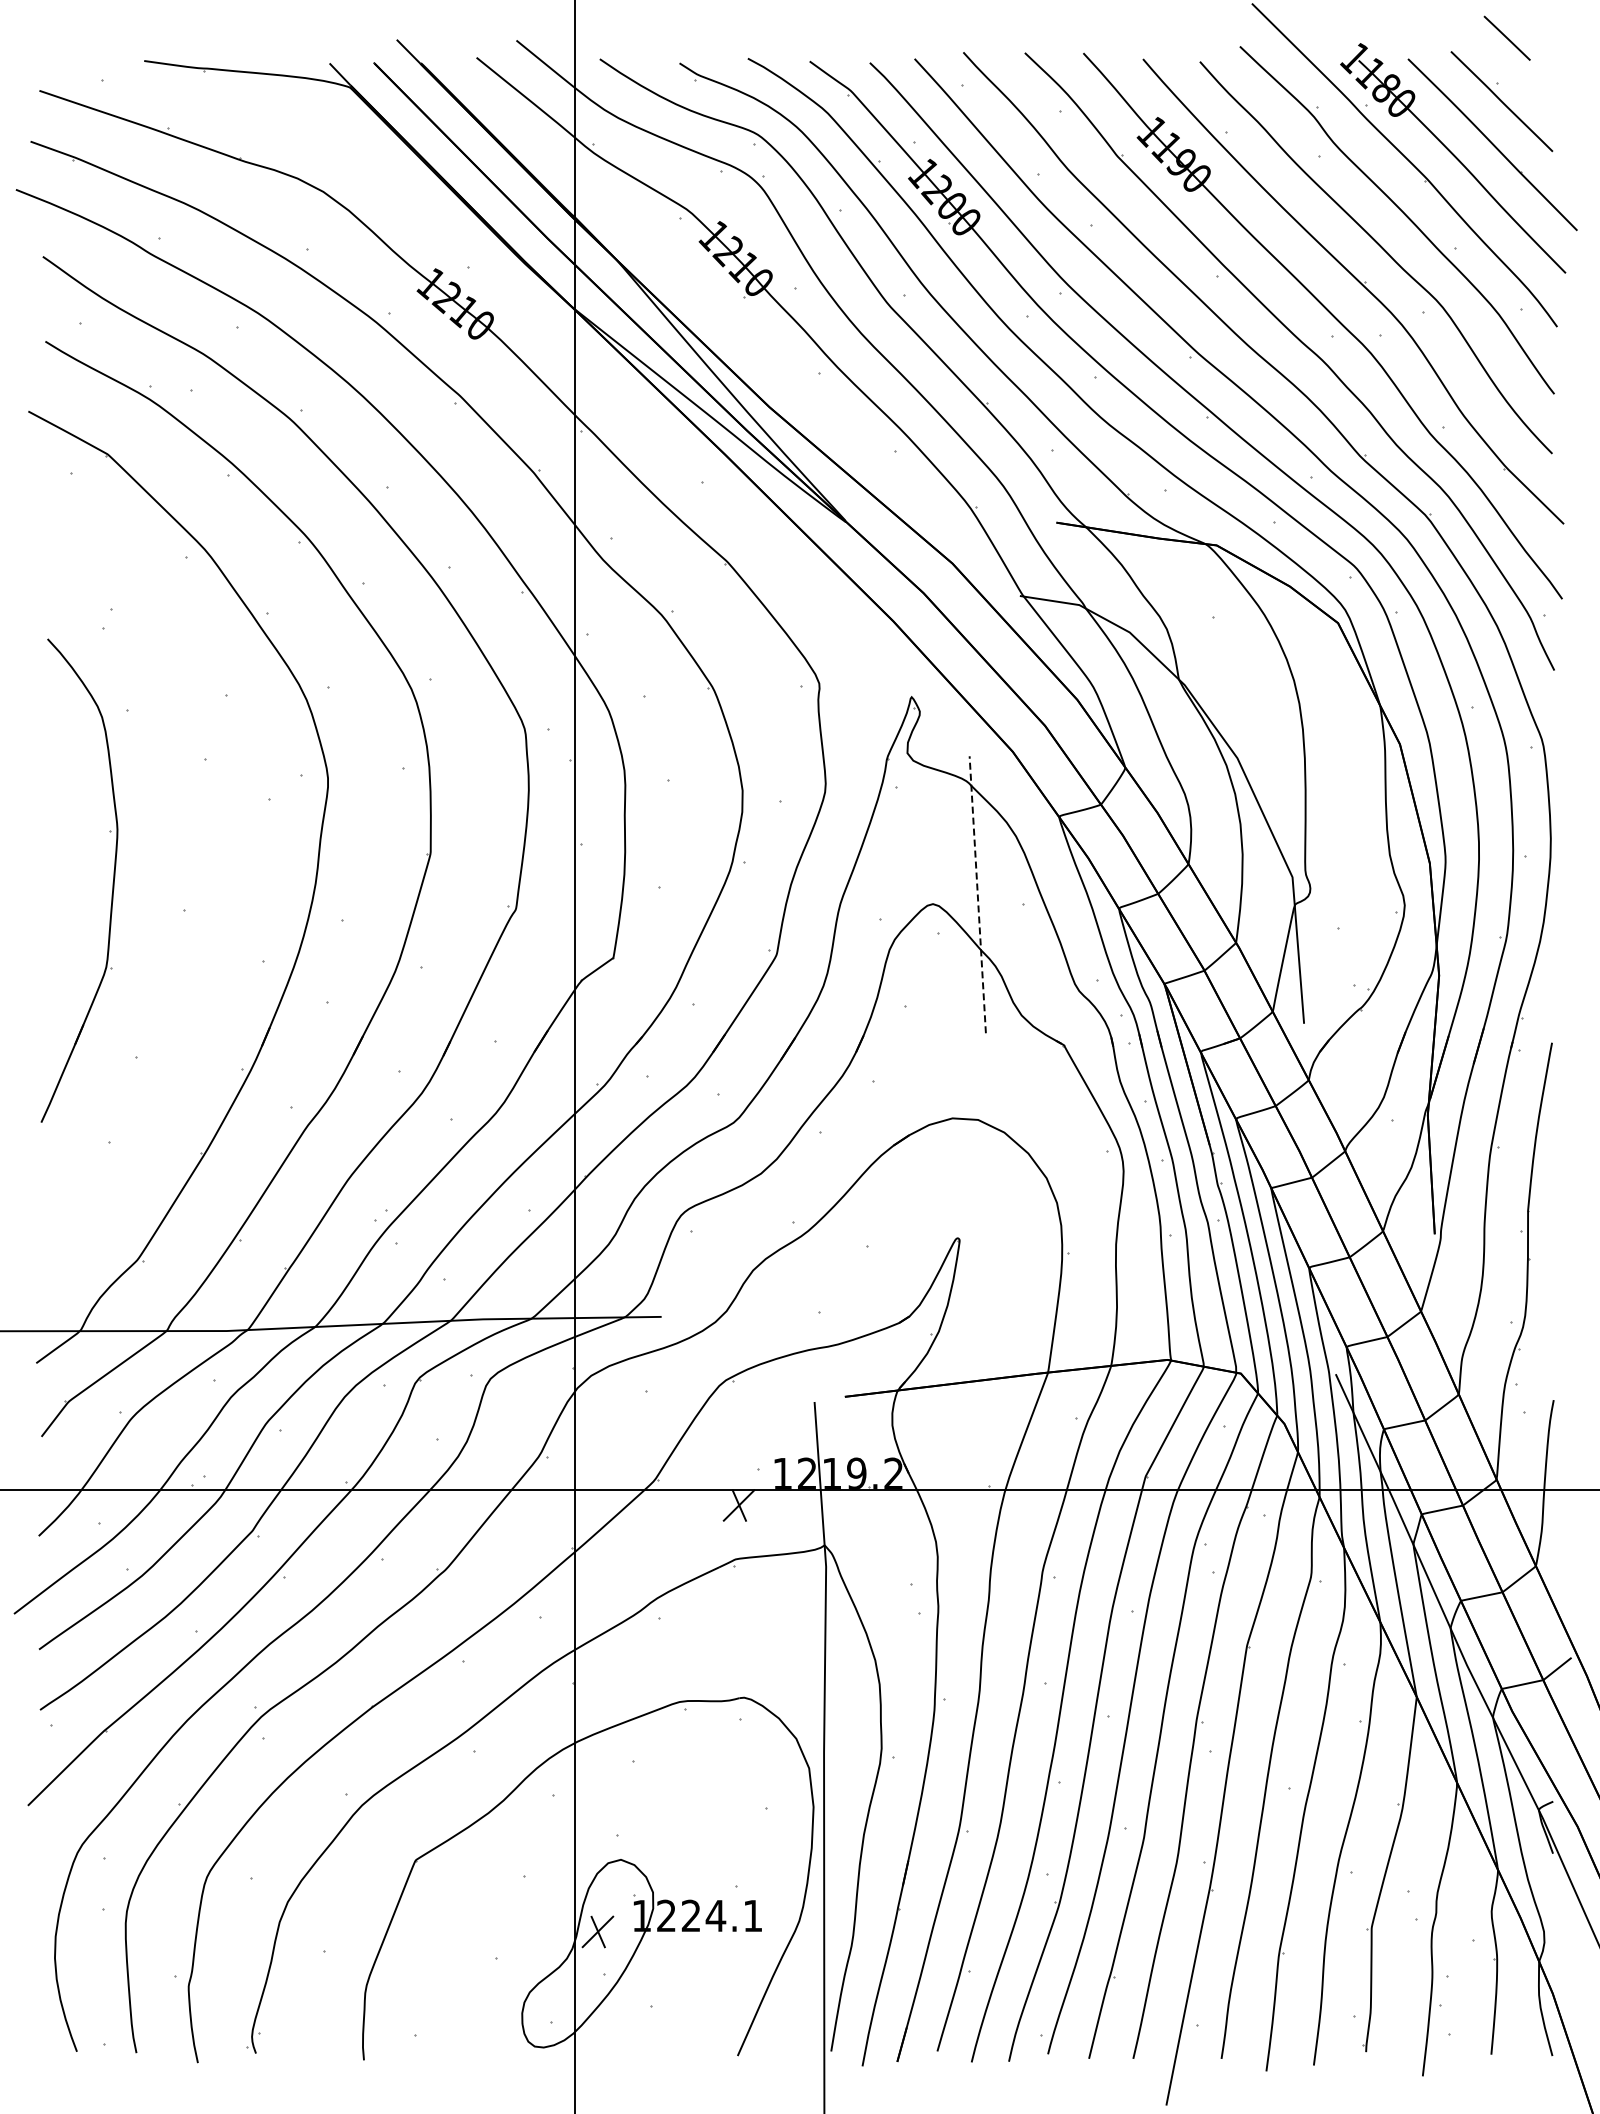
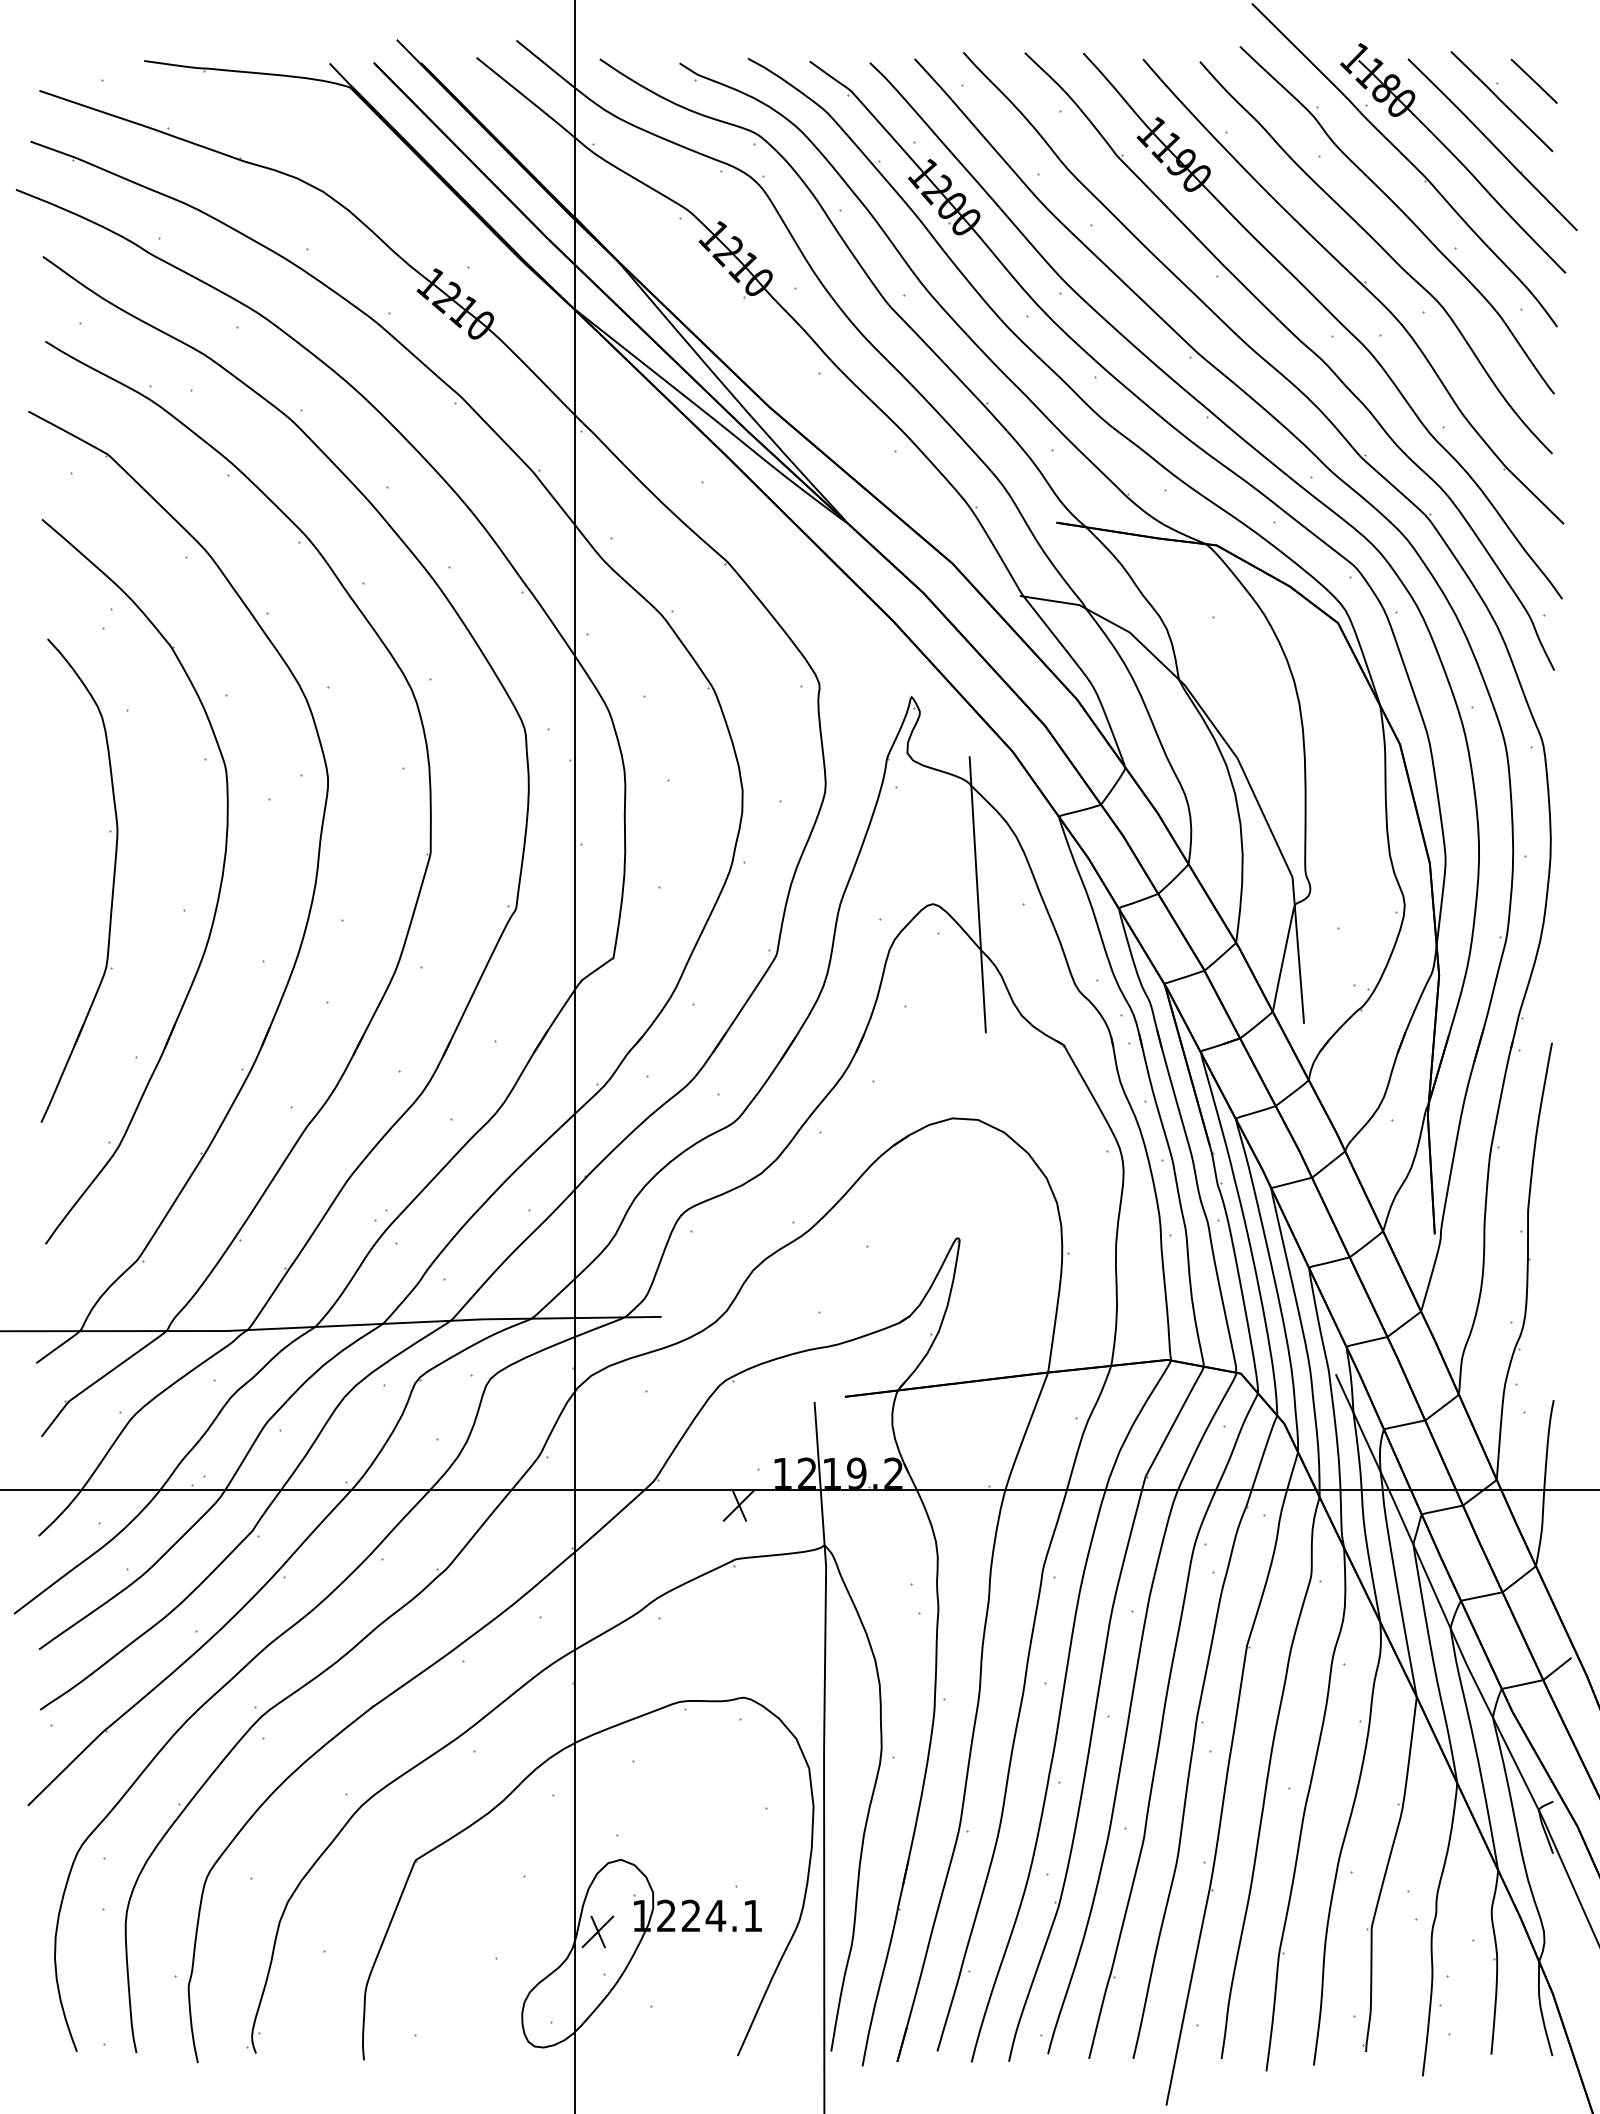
line position: (1506, 37) -> (1533, 80) (1533, 80)
line: dashed -> solid (977, 894)
part: none -> present (217, 897)
